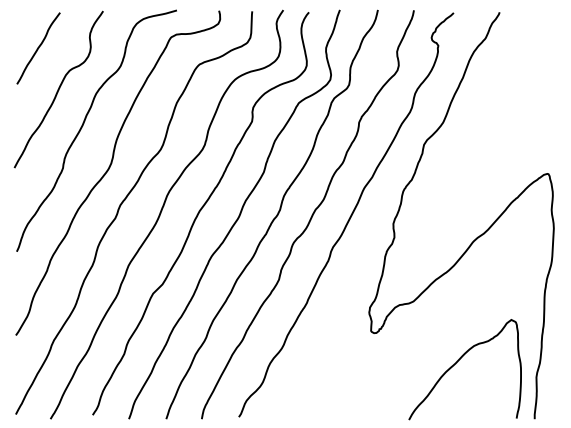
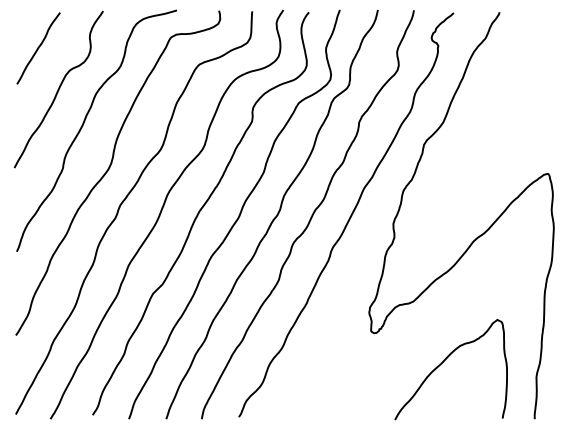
curve position: (457, 362) -> (443, 362) (443, 362)
